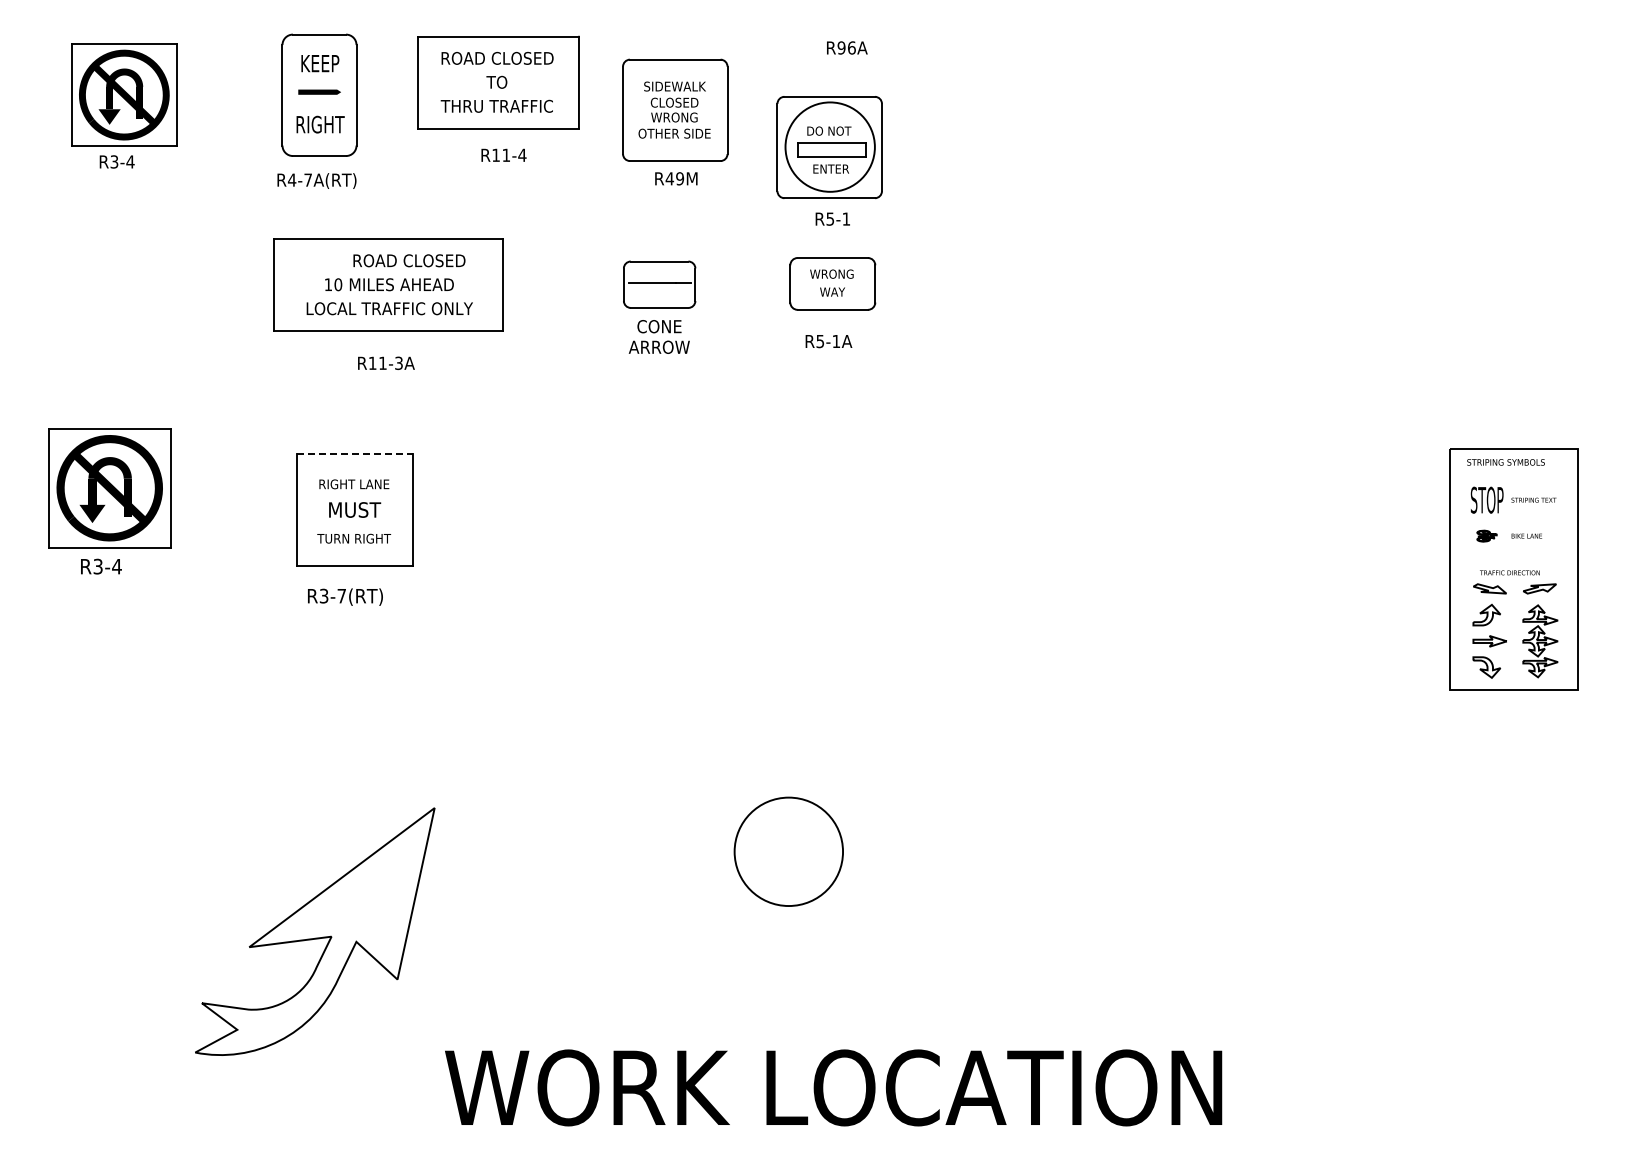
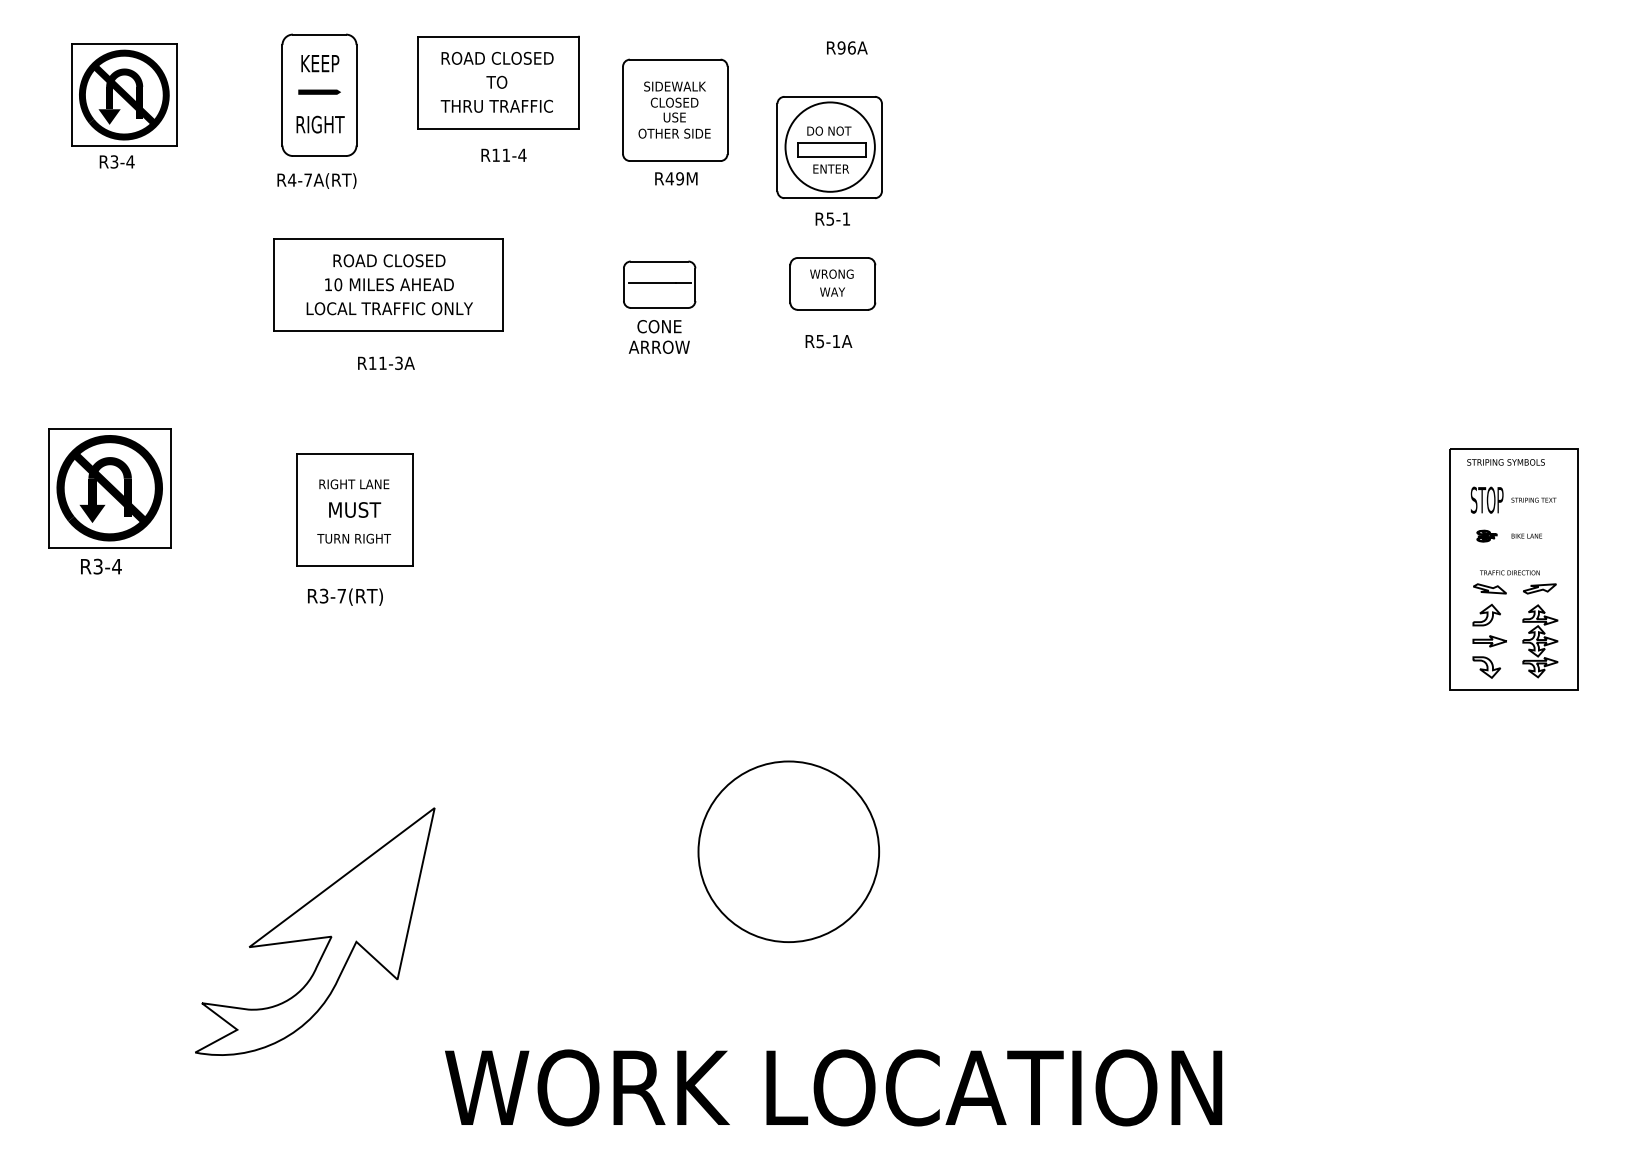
text: WRONG -> USE (674, 117)
text position: (409, 260) -> (389, 260) (389, 260)
line: dashed -> solid (354, 454)
circle diameter: 108 px -> 181 px (788, 851)
